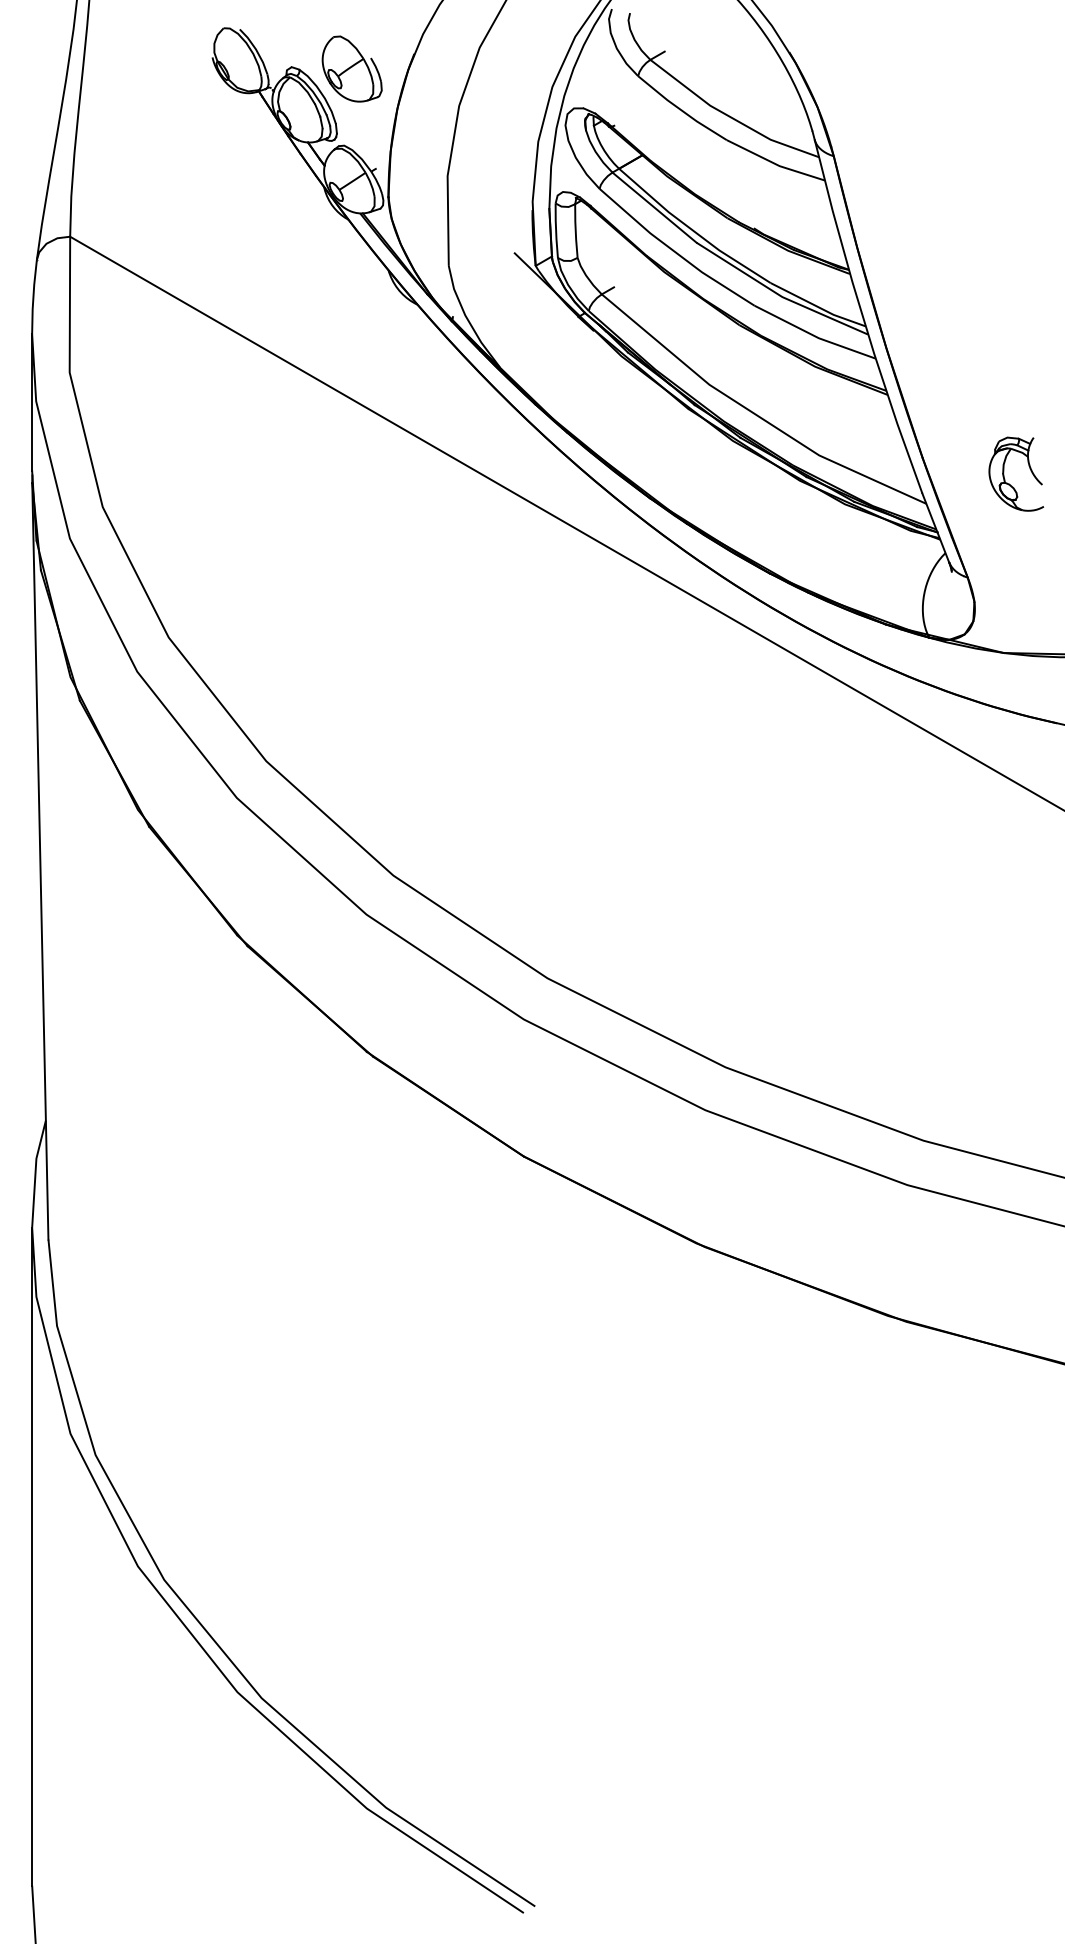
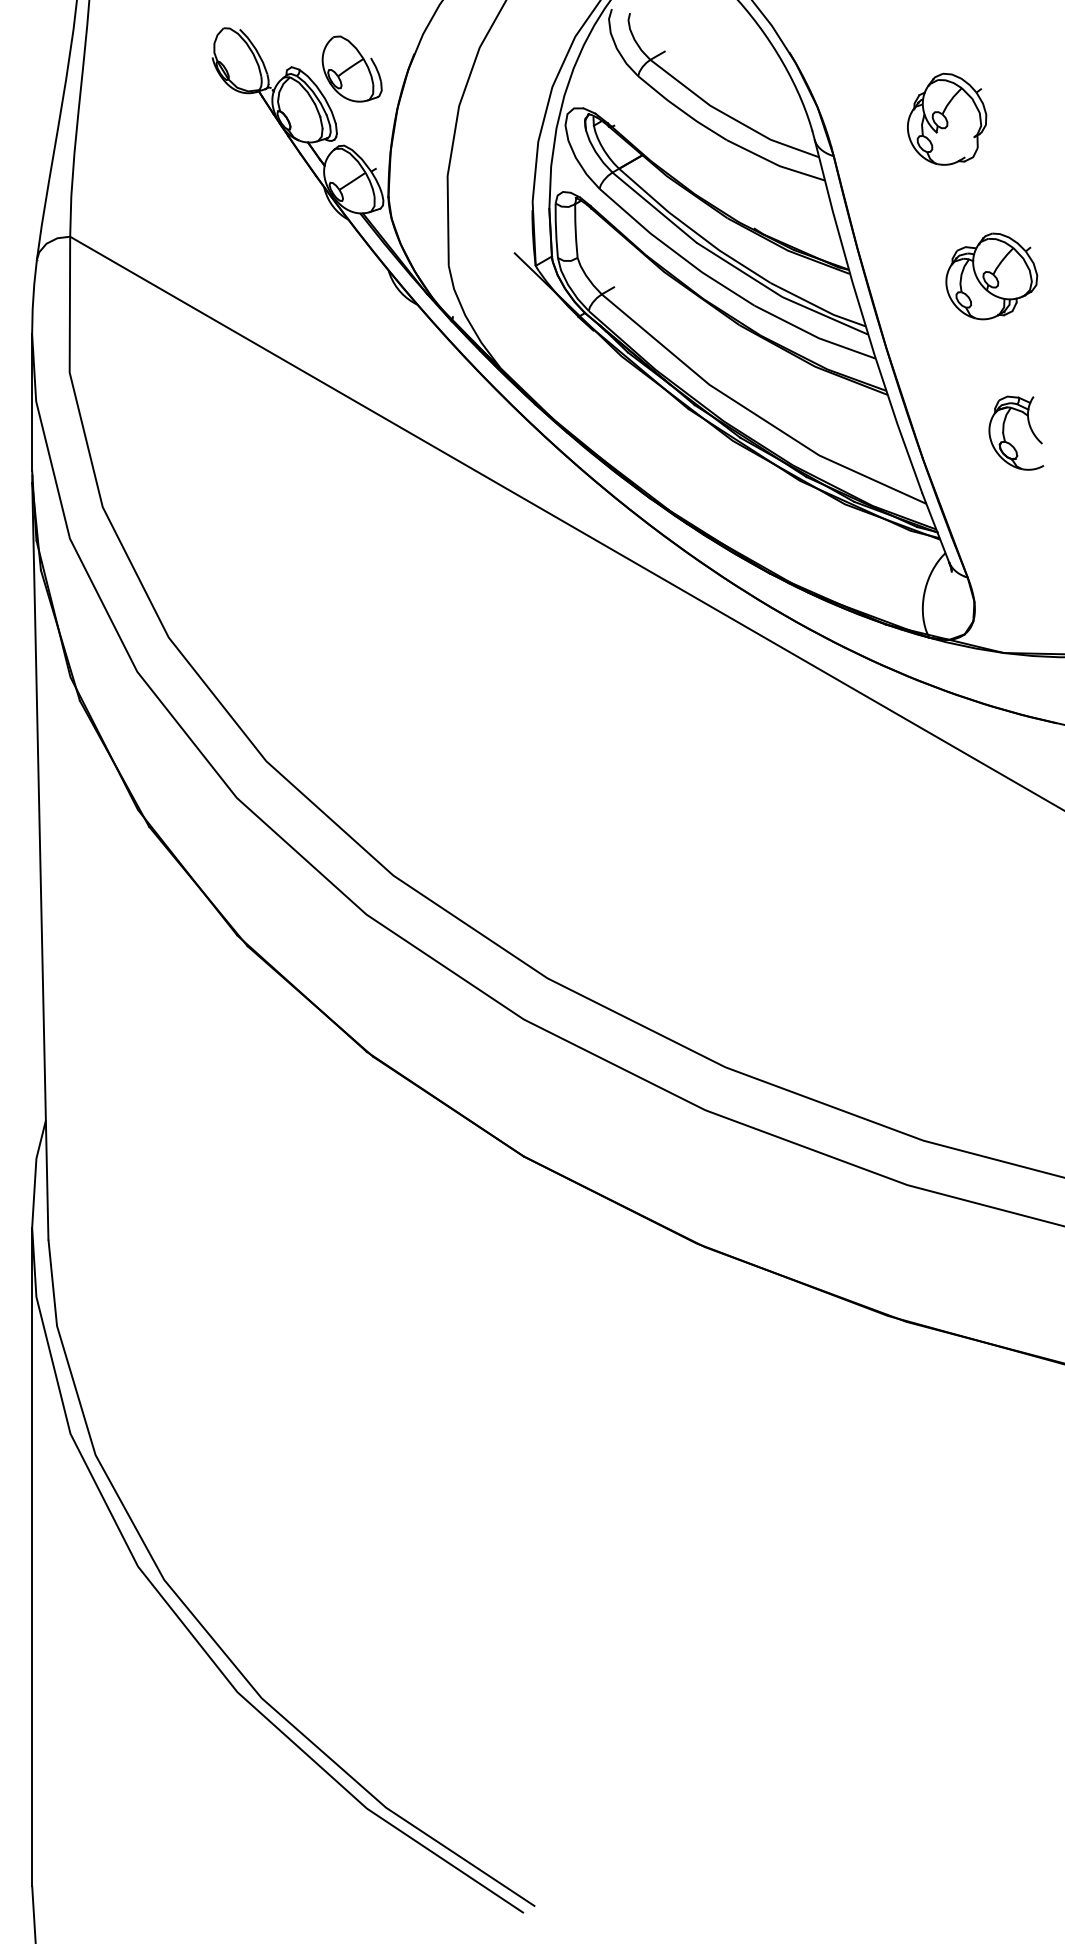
part: none -> present (947, 118)
part: none -> present (991, 276)
part position: (1004, 473) -> (1004, 432) (1004, 432)
